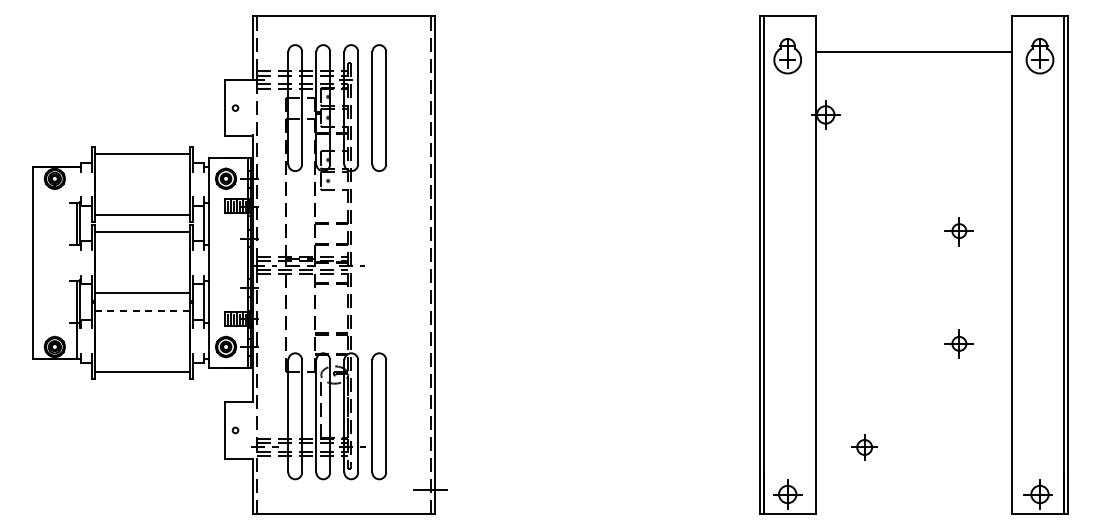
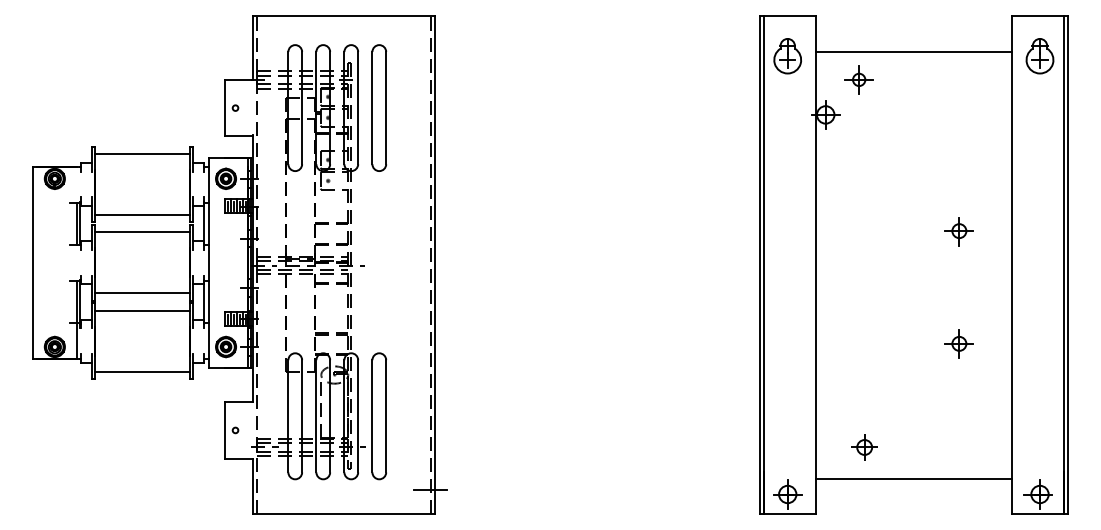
part: none -> present (858, 79)
line: dashed -> solid (142, 310)
line: none -> present (913, 479)
